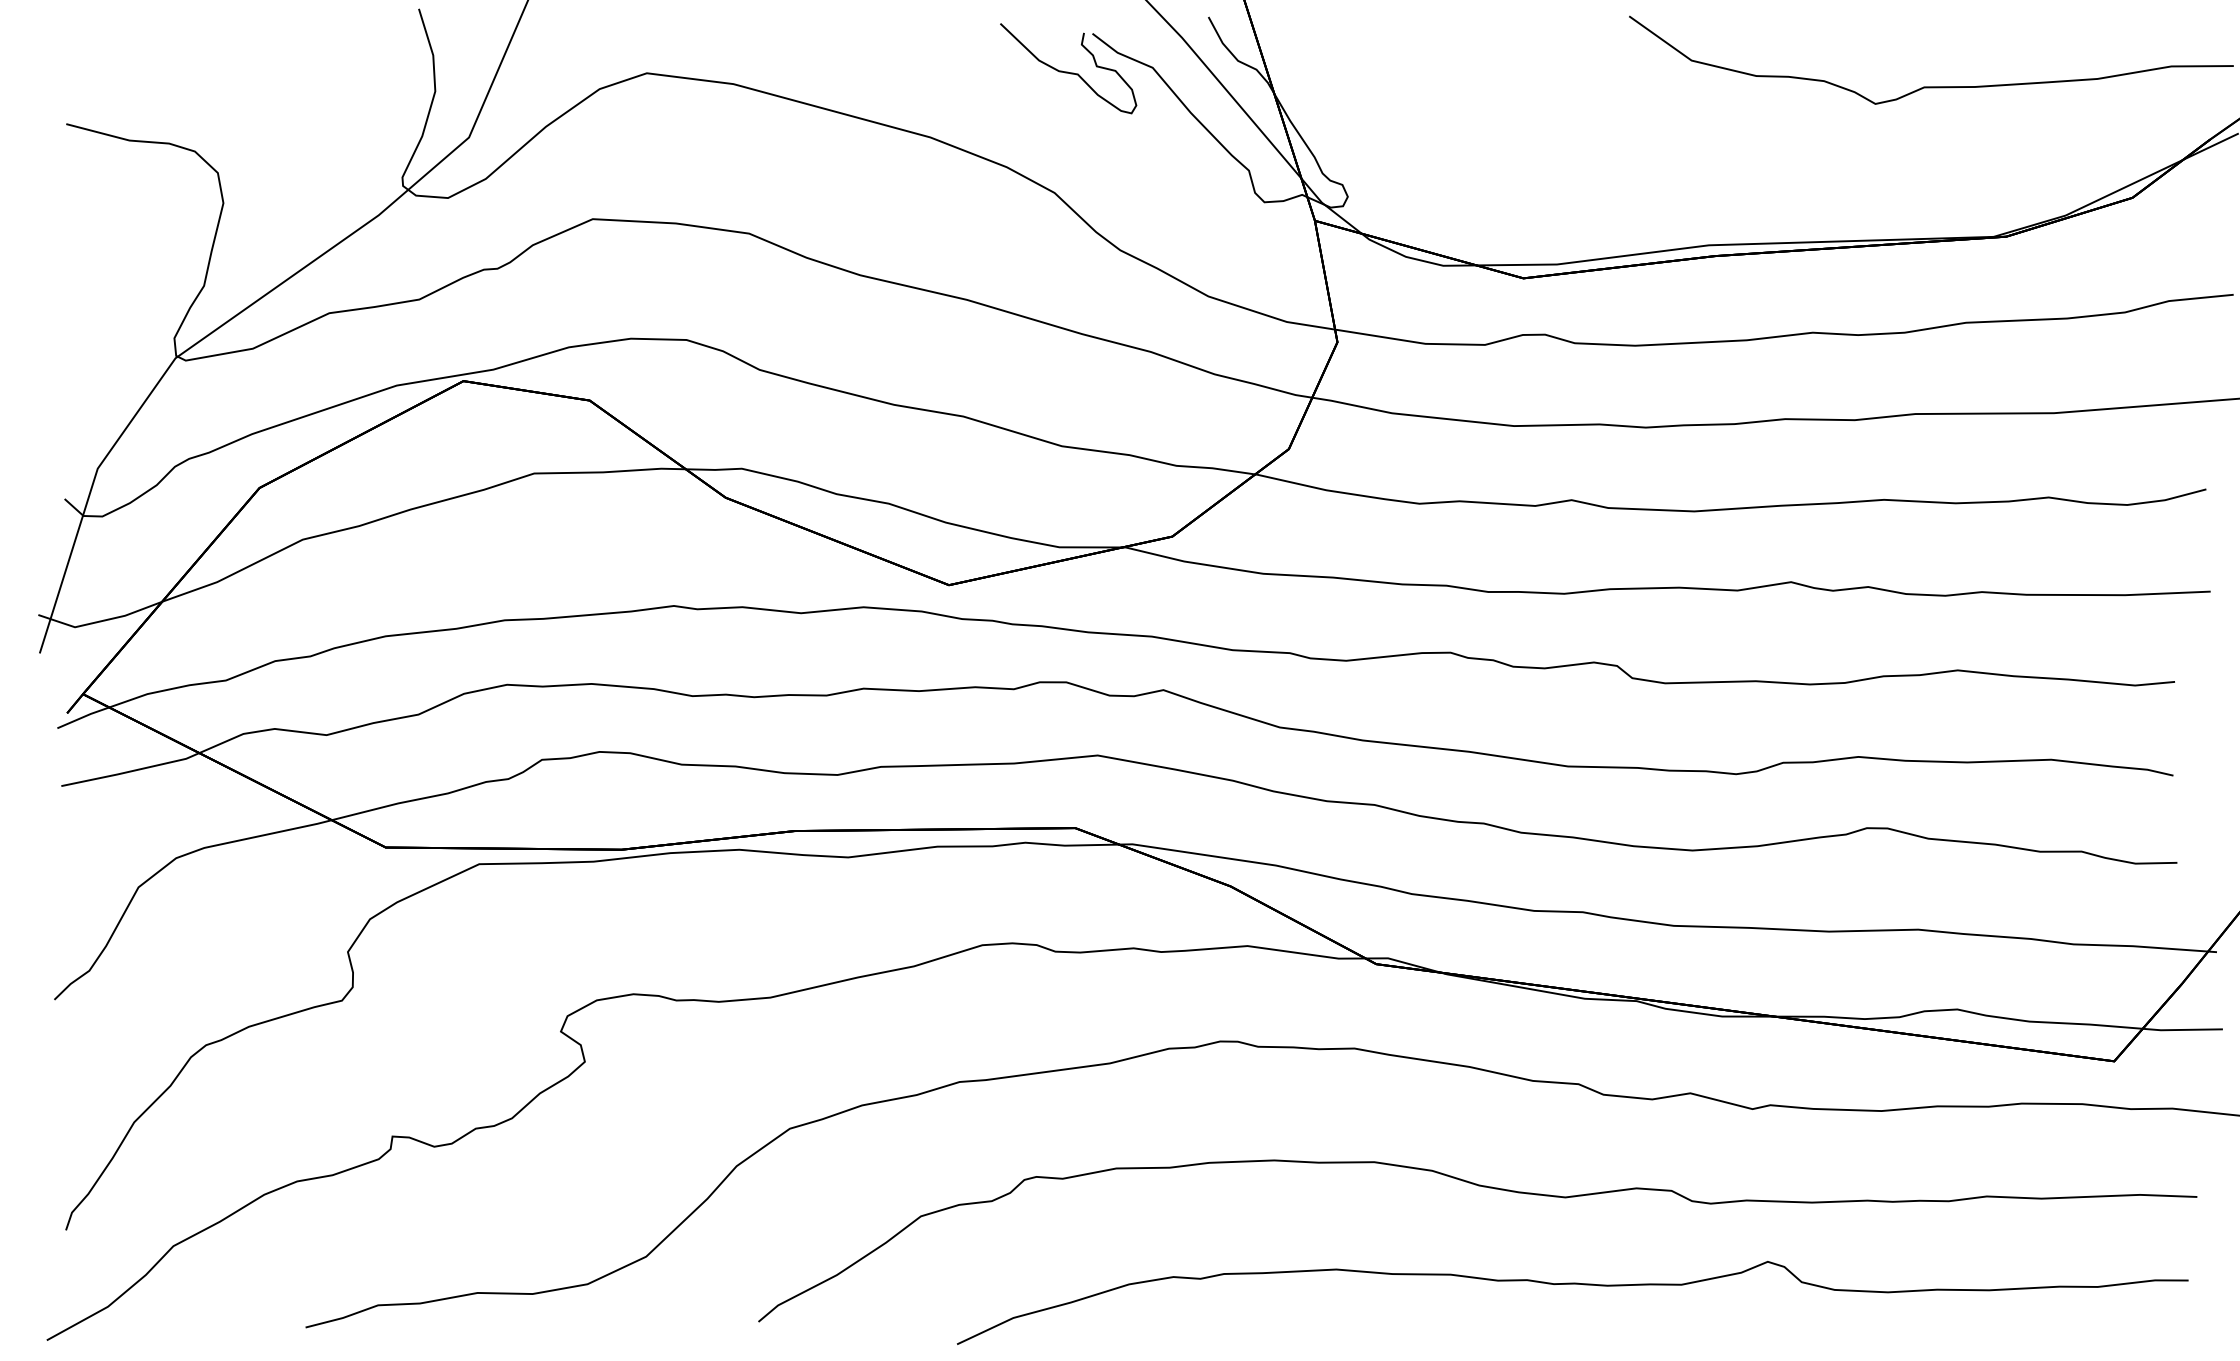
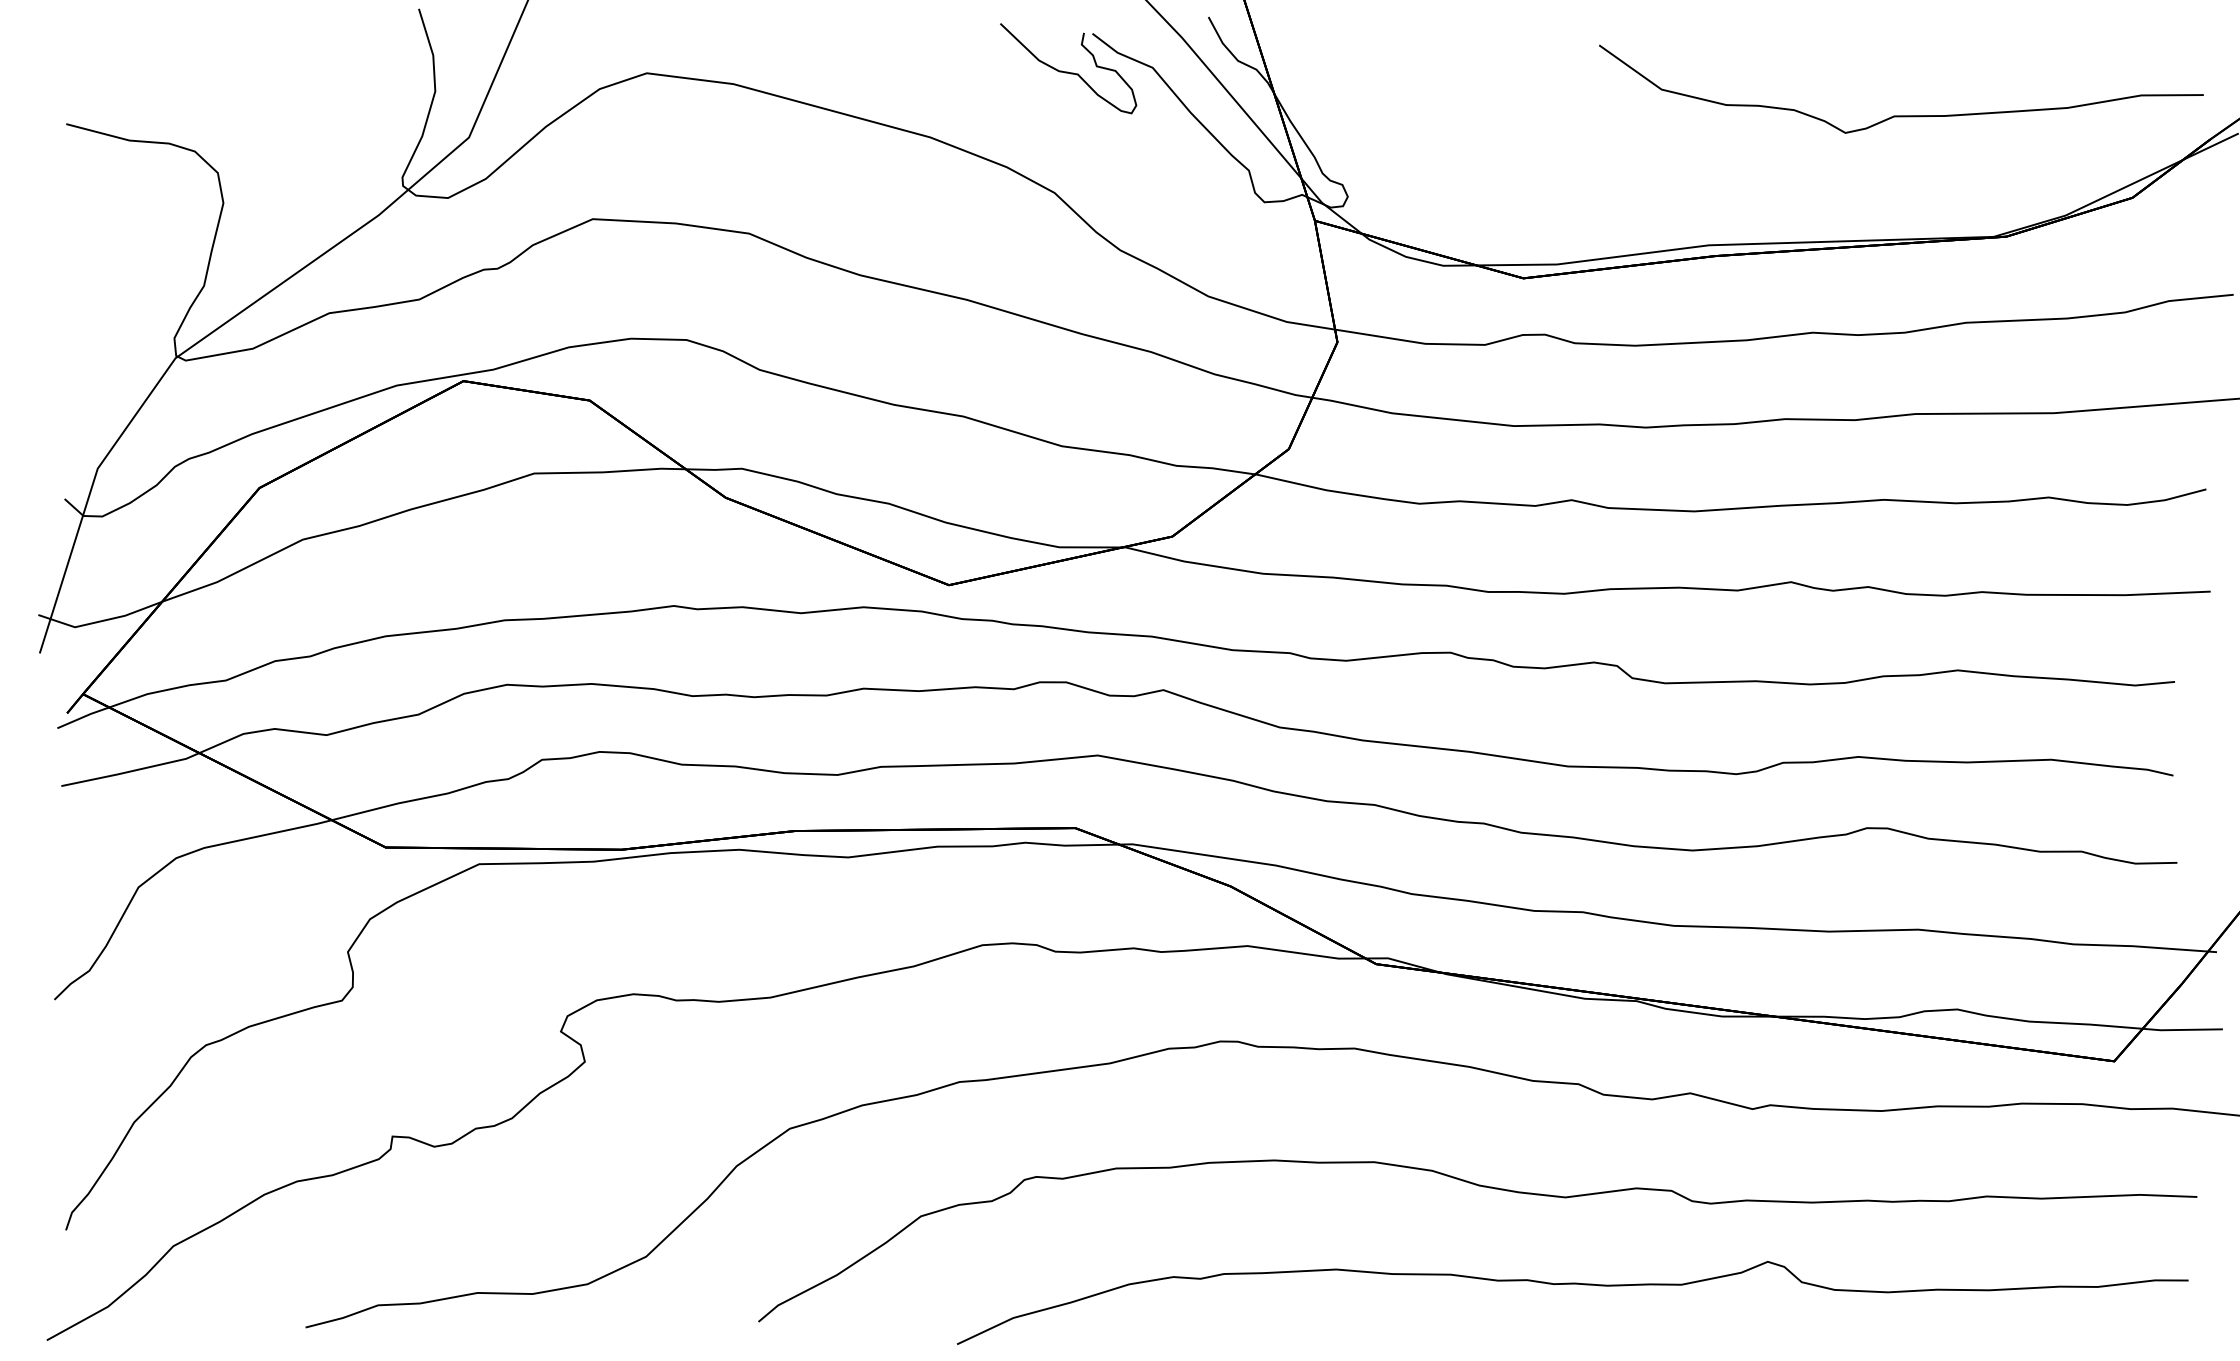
curve position: (1931, 86) -> (1901, 115) (1901, 115)
